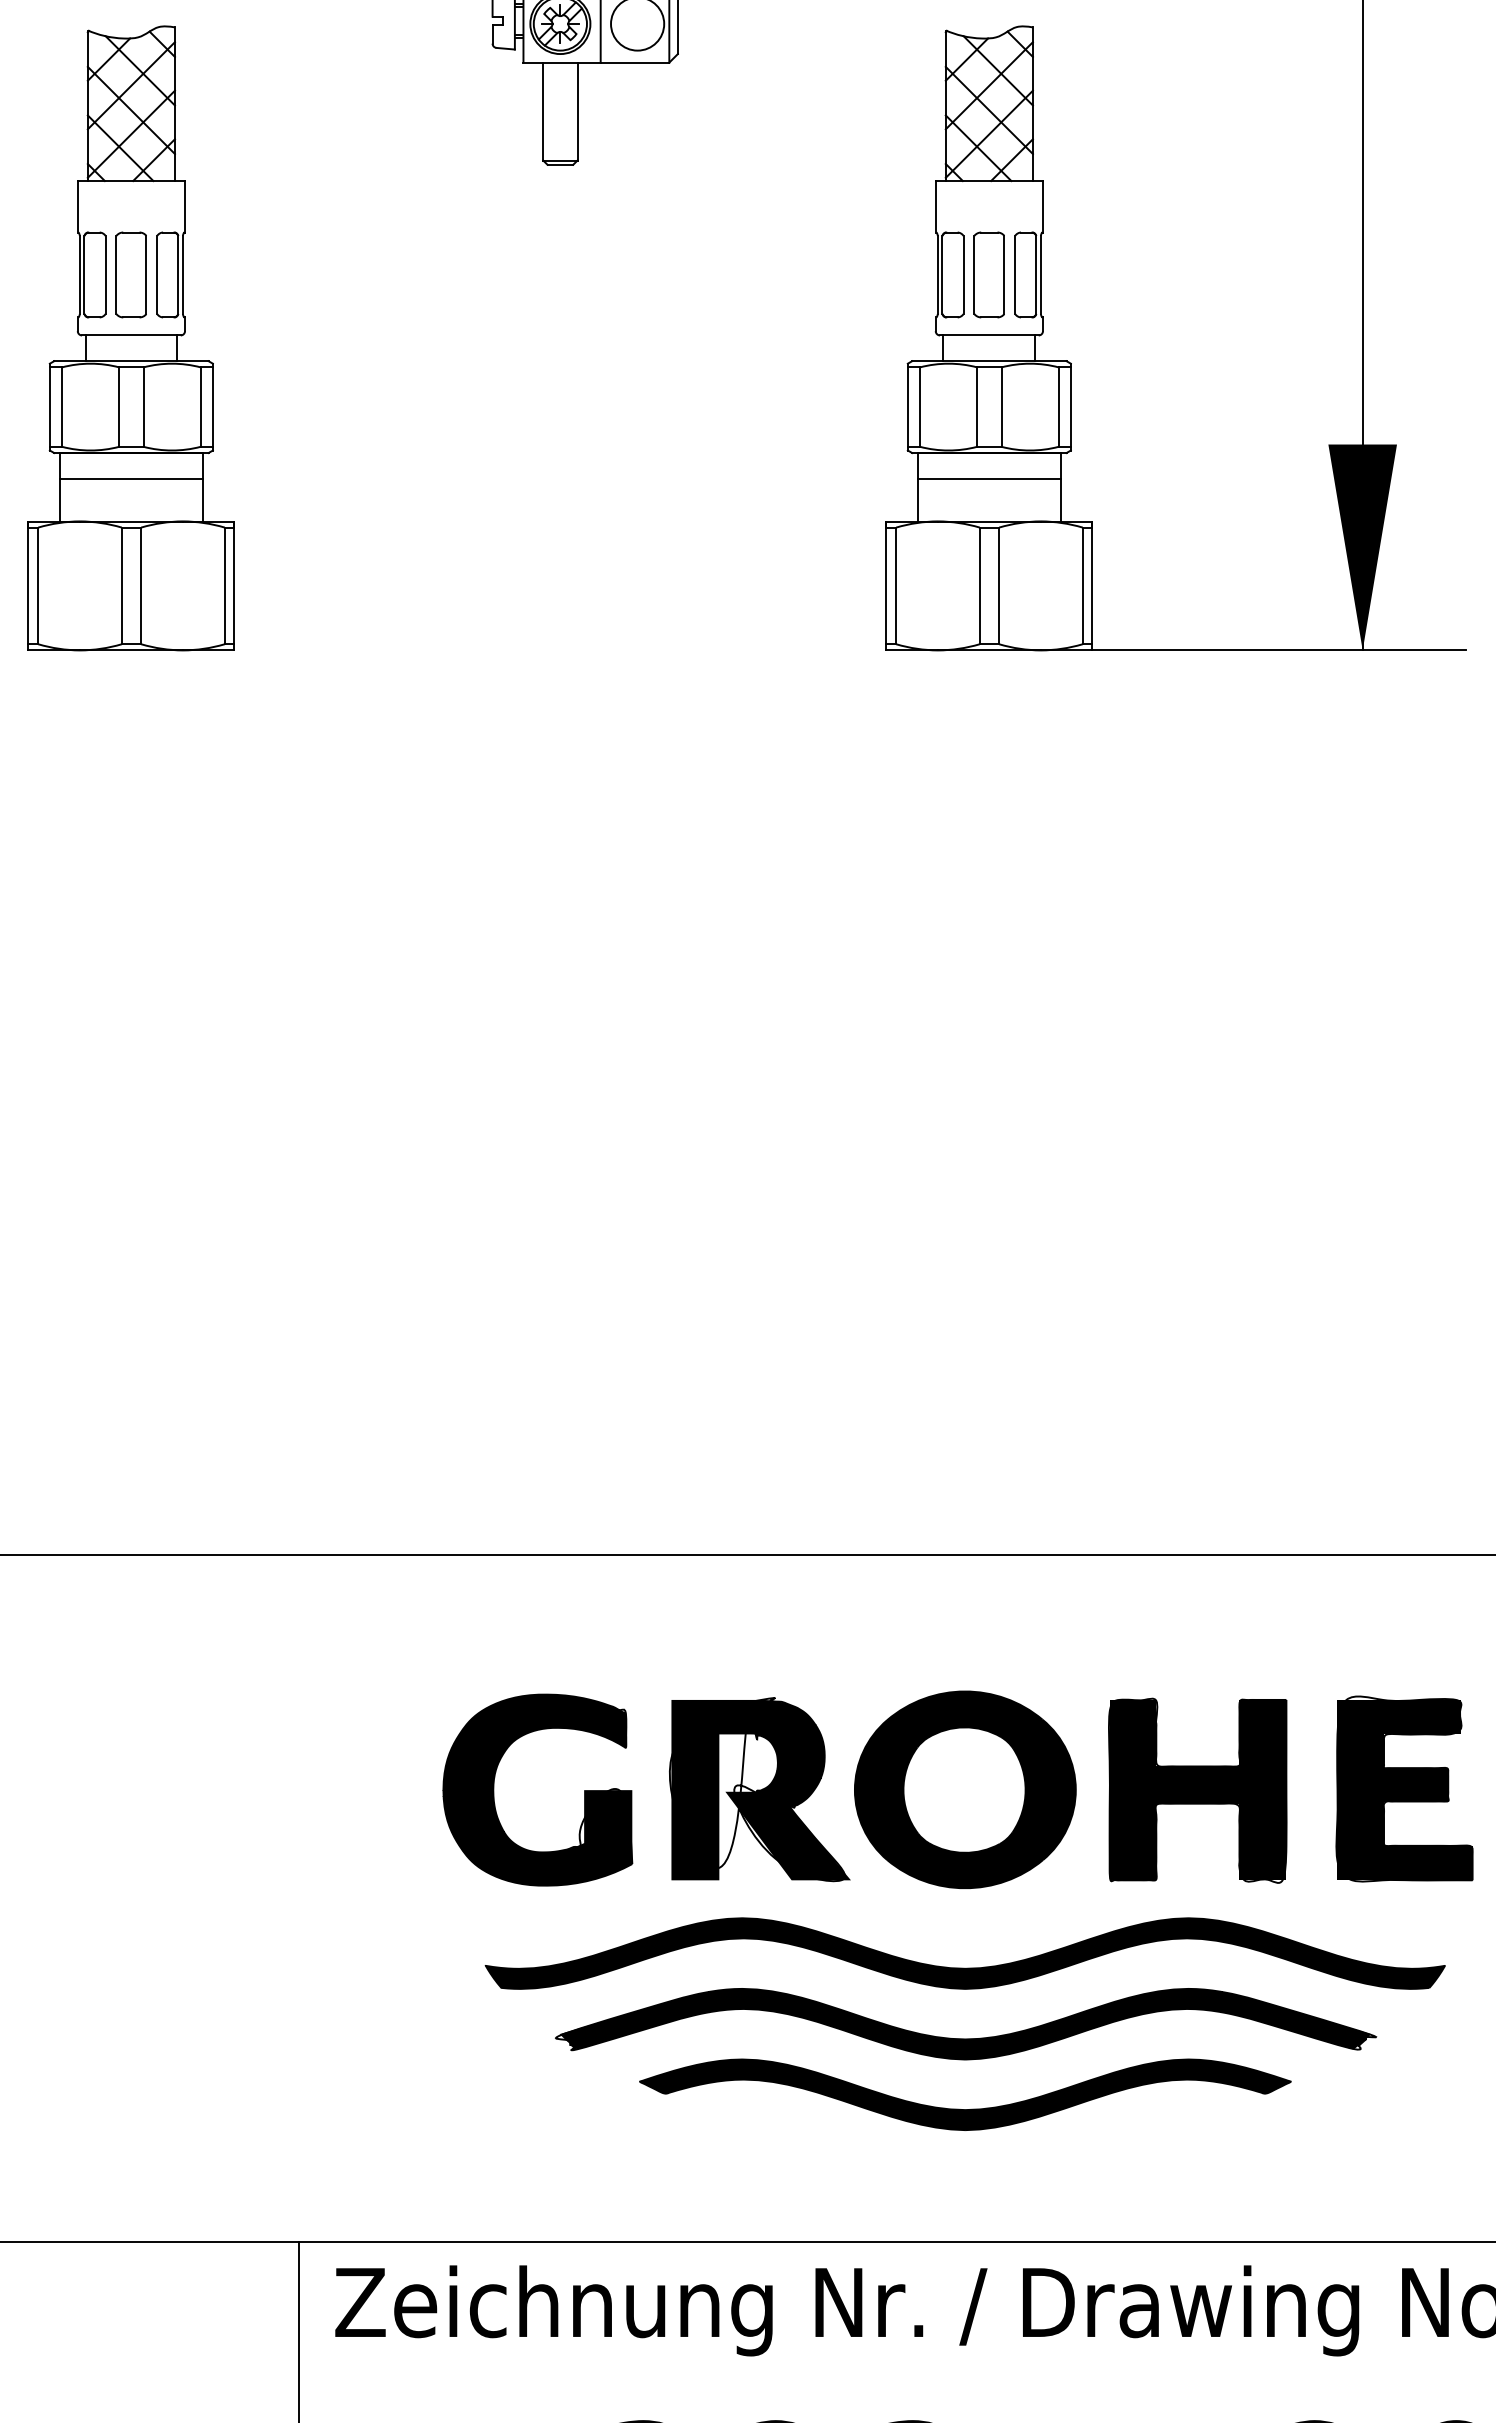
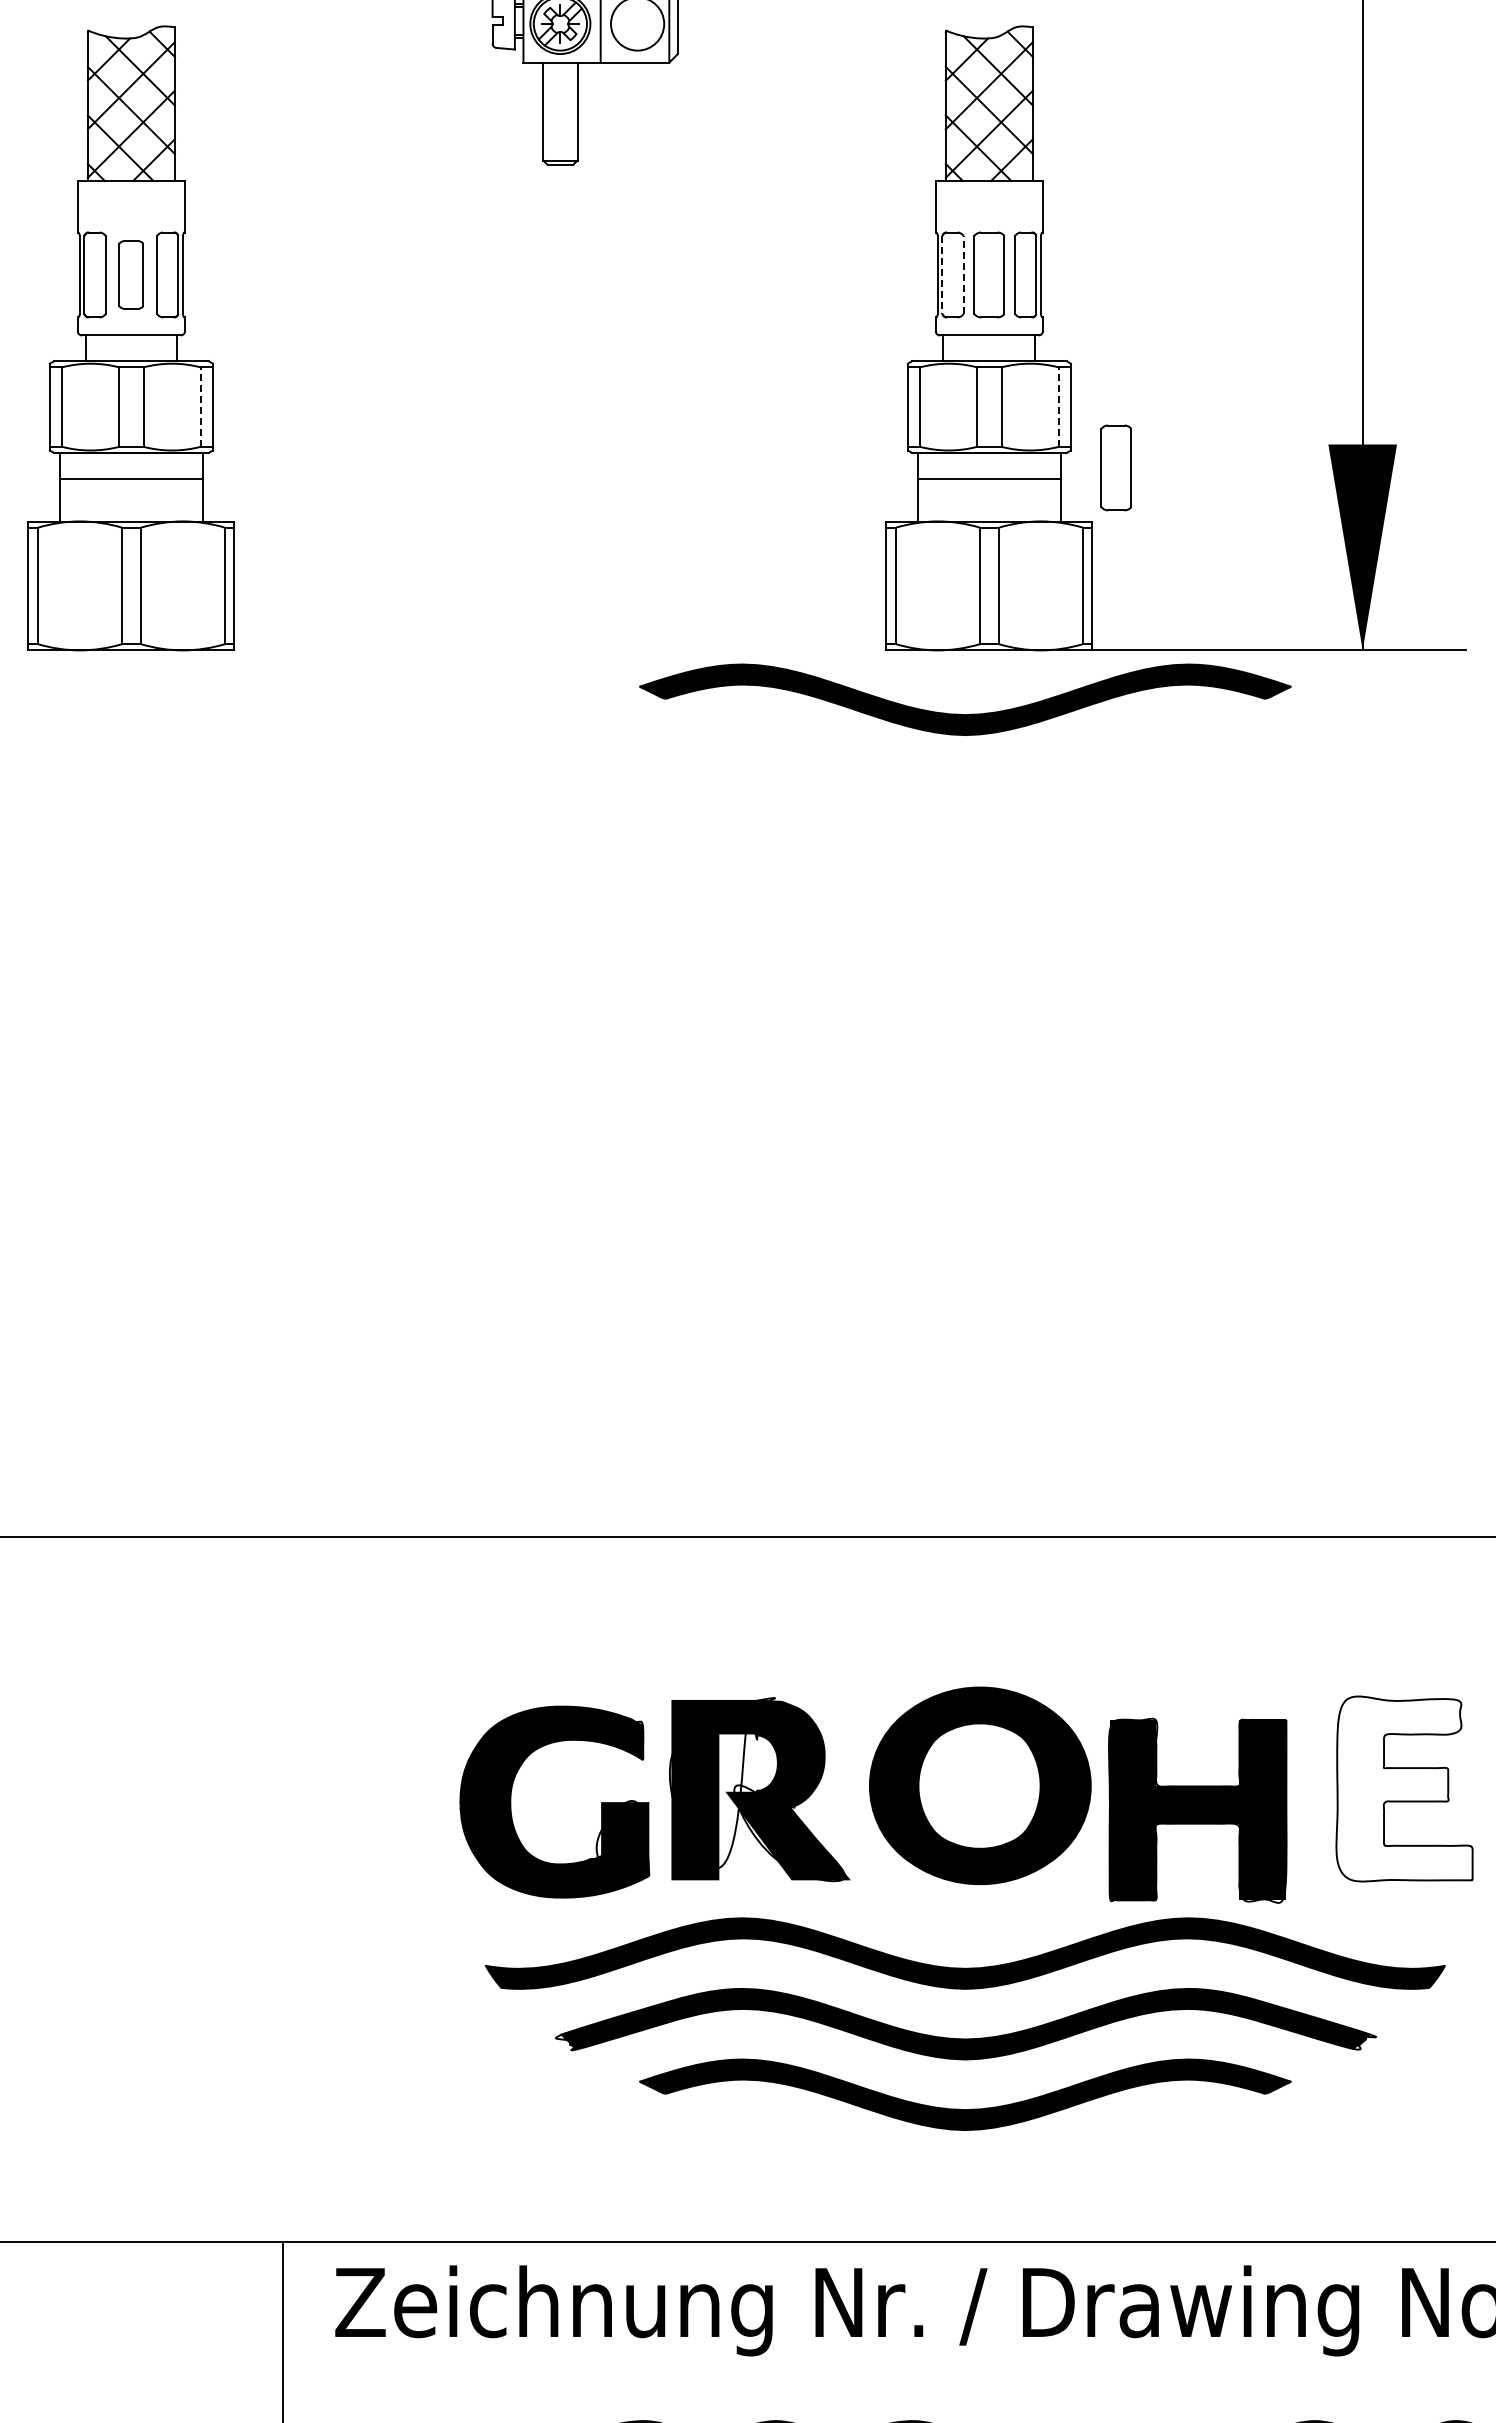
part size: 32x88 px -> 26x70 px (130, 274)
line: solid -> dashed (963, 274)
line: solid -> dashed (942, 275)
line: solid -> dashed (200, 407)
line: solid -> dashed (1058, 407)
part: none -> present (1115, 467)
part: none -> present (965, 714)
line position: (747, 1555) -> (747, 1537) (747, 1537)
part position: (494, 1789) -> (511, 1801) (511, 1801)
part position: (965, 1789) -> (980, 1785) (980, 1785)
fill: present -> none (1404, 1789)
part position: (1197, 1790) -> (1197, 1810) (1197, 1810)
line position: (298, 2330) -> (282, 2330) (282, 2330)
